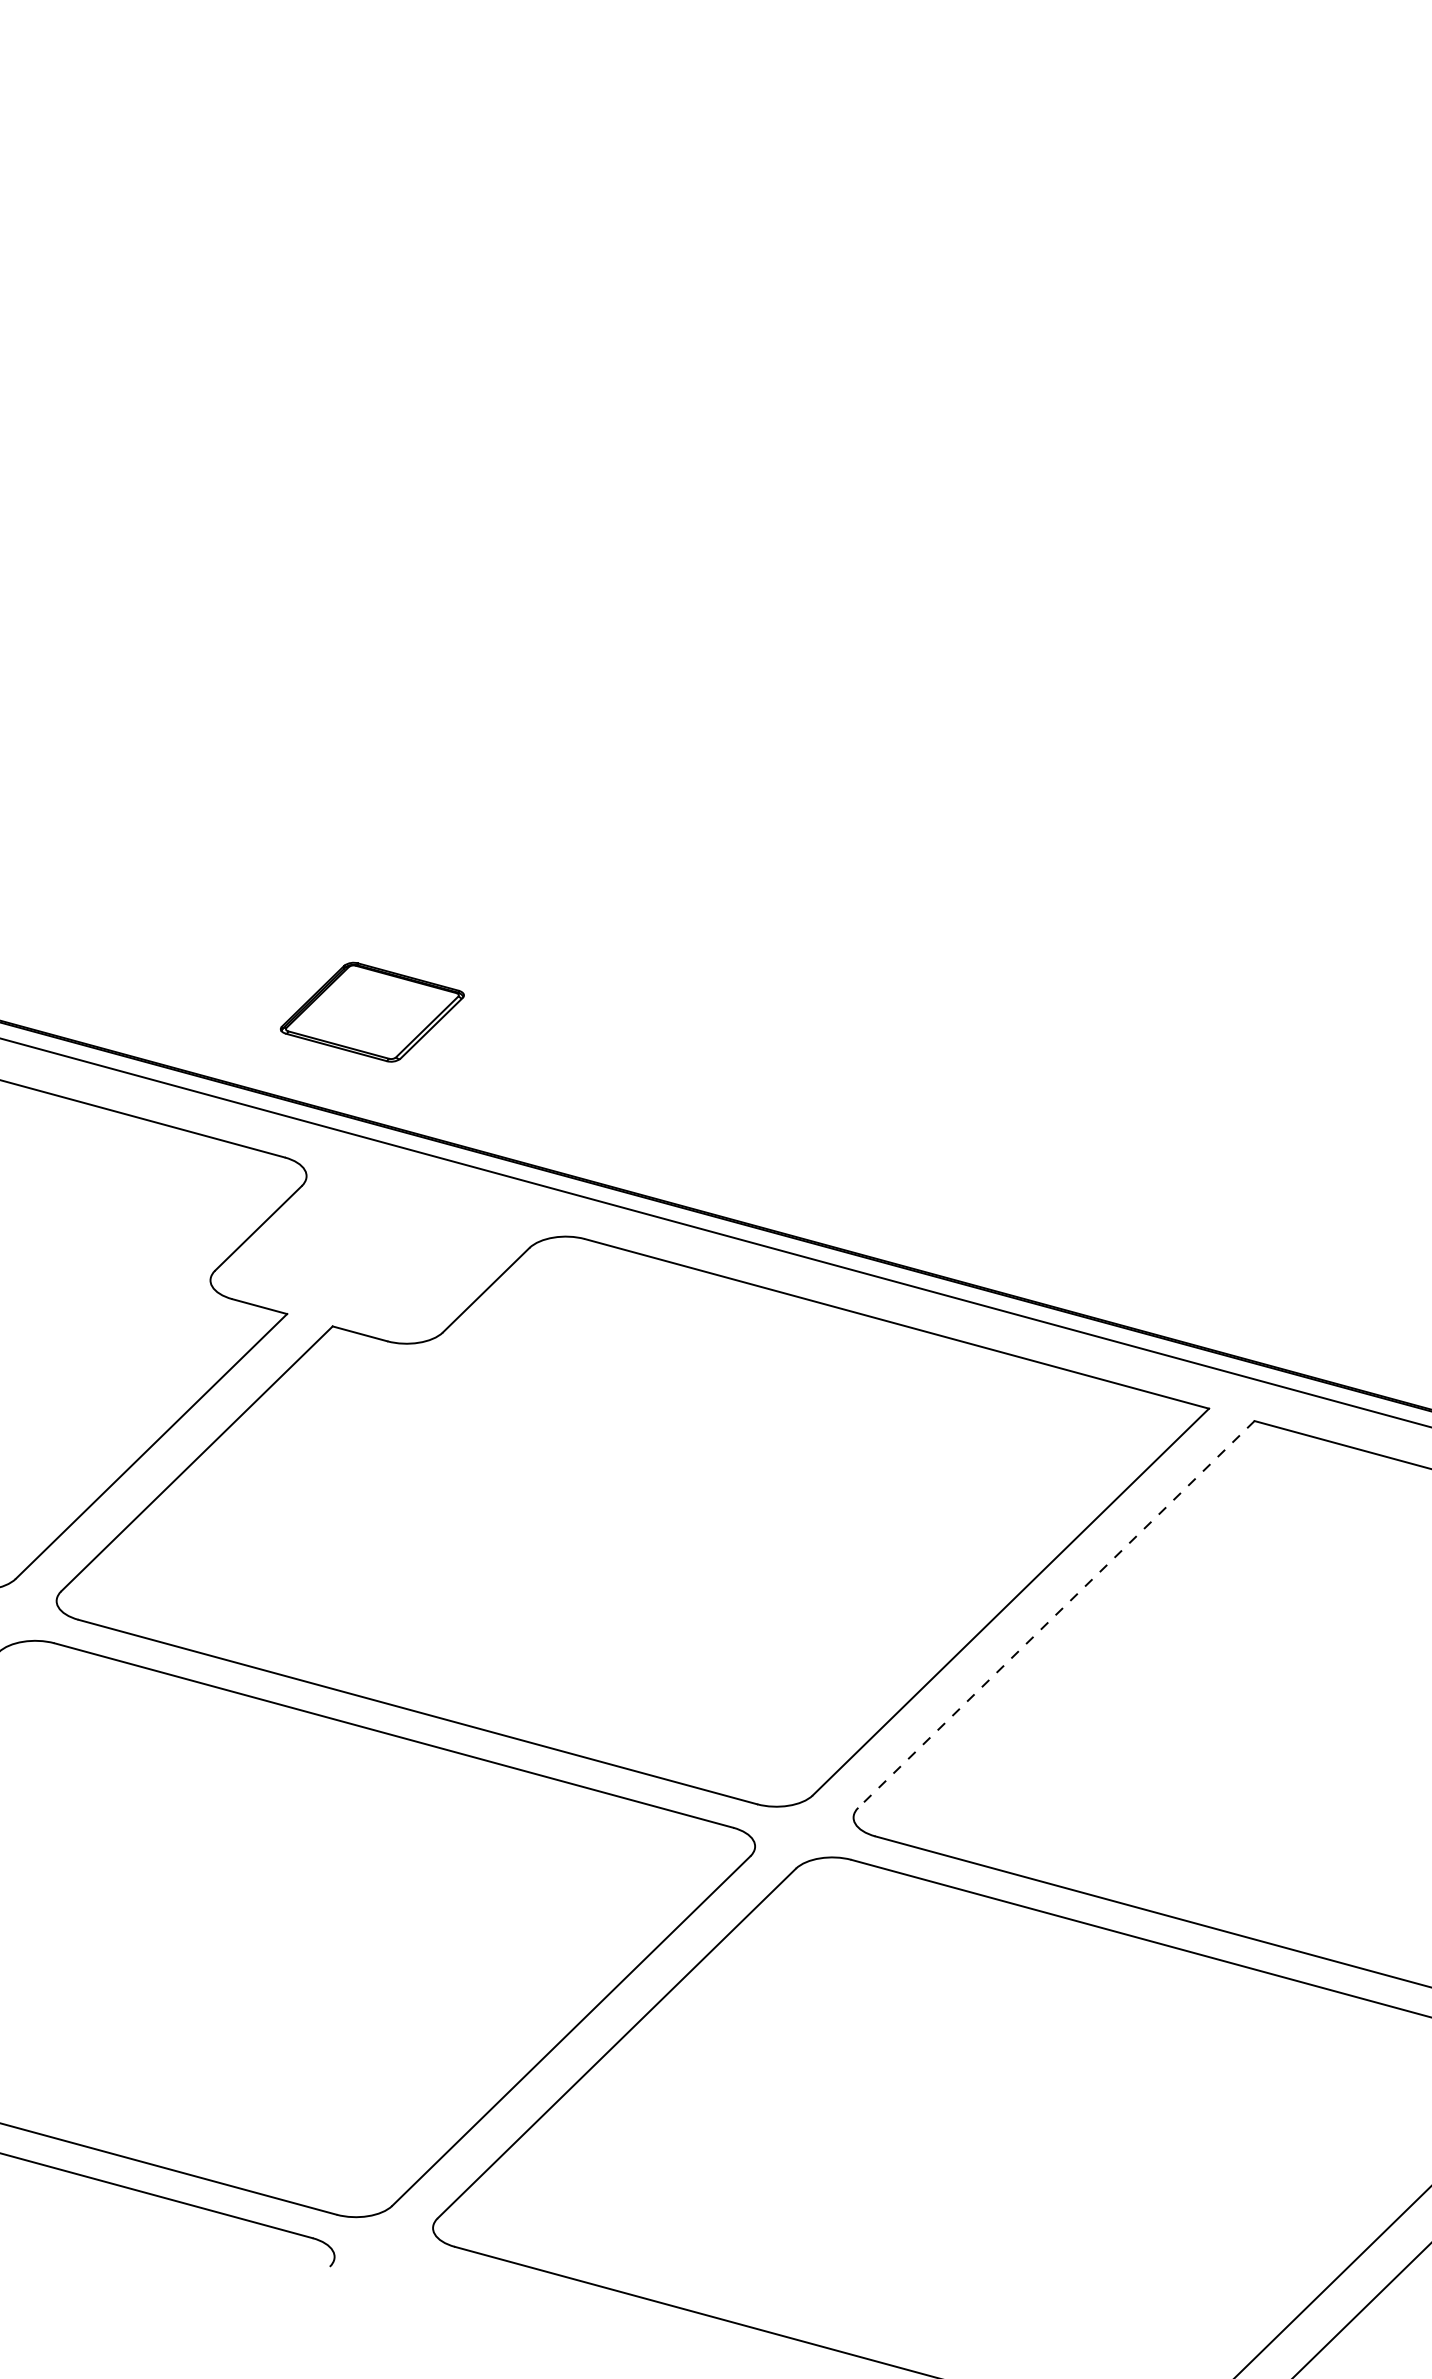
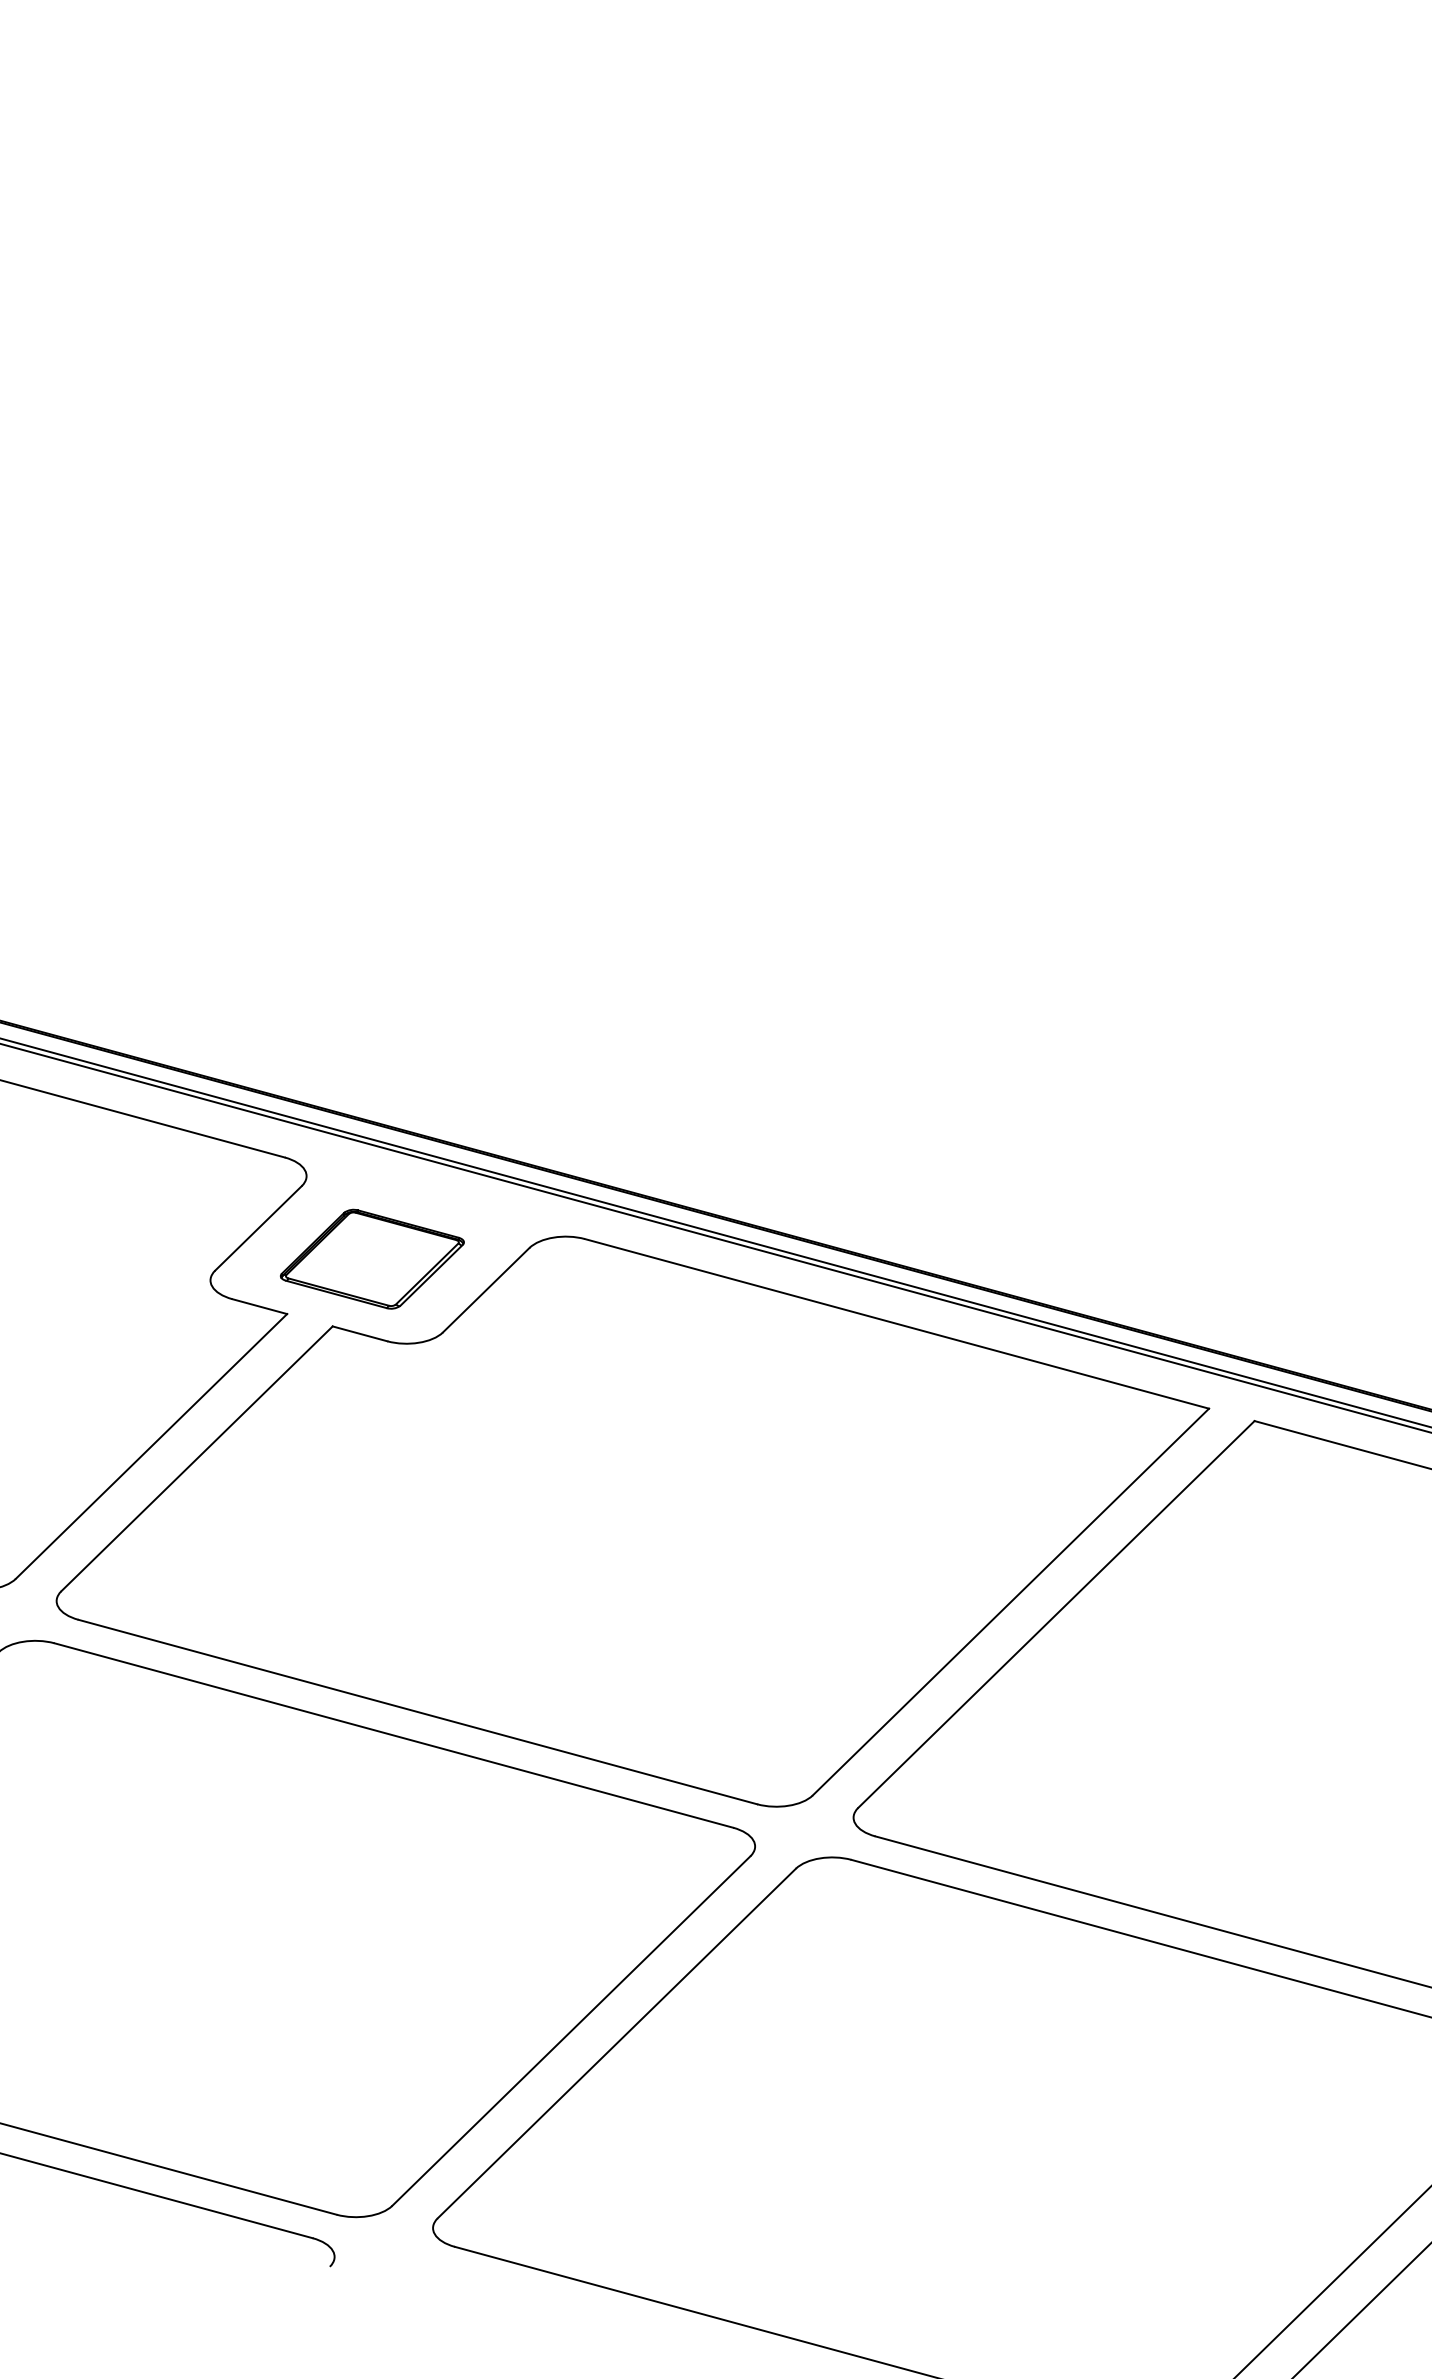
part position: (372, 1011) -> (372, 1258) (372, 1258)
line: none -> present (715, 1238)
line: dashed -> solid (1056, 1614)
